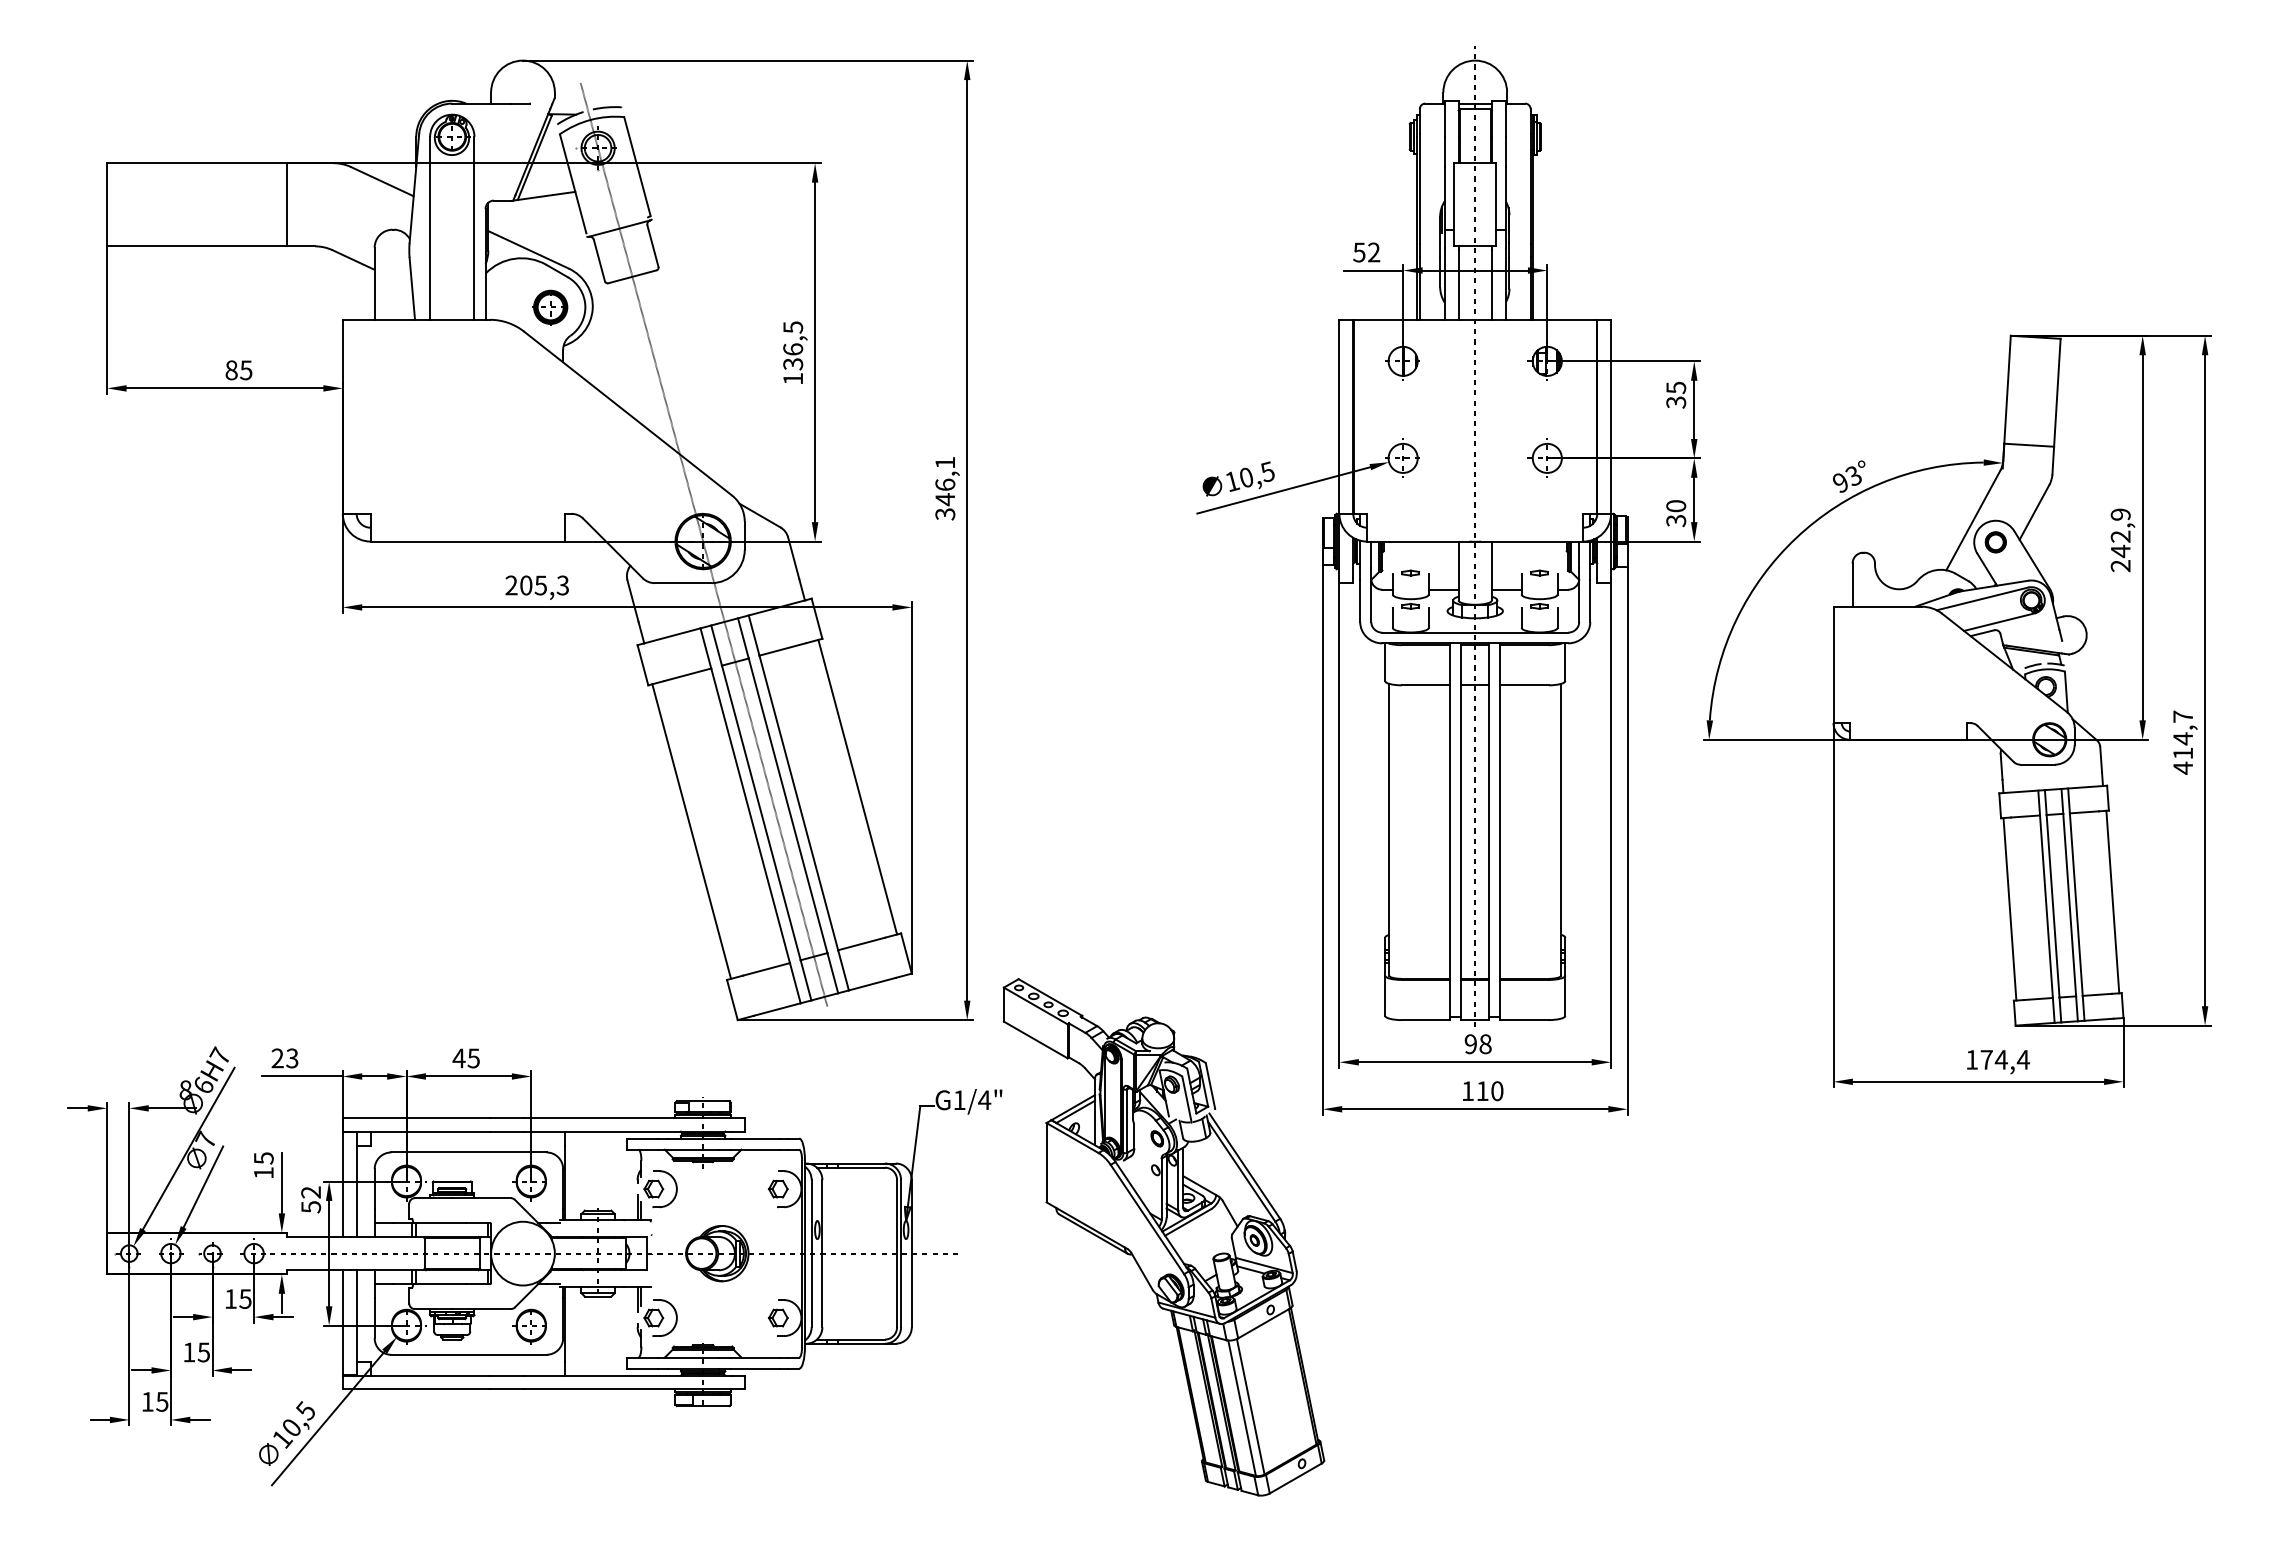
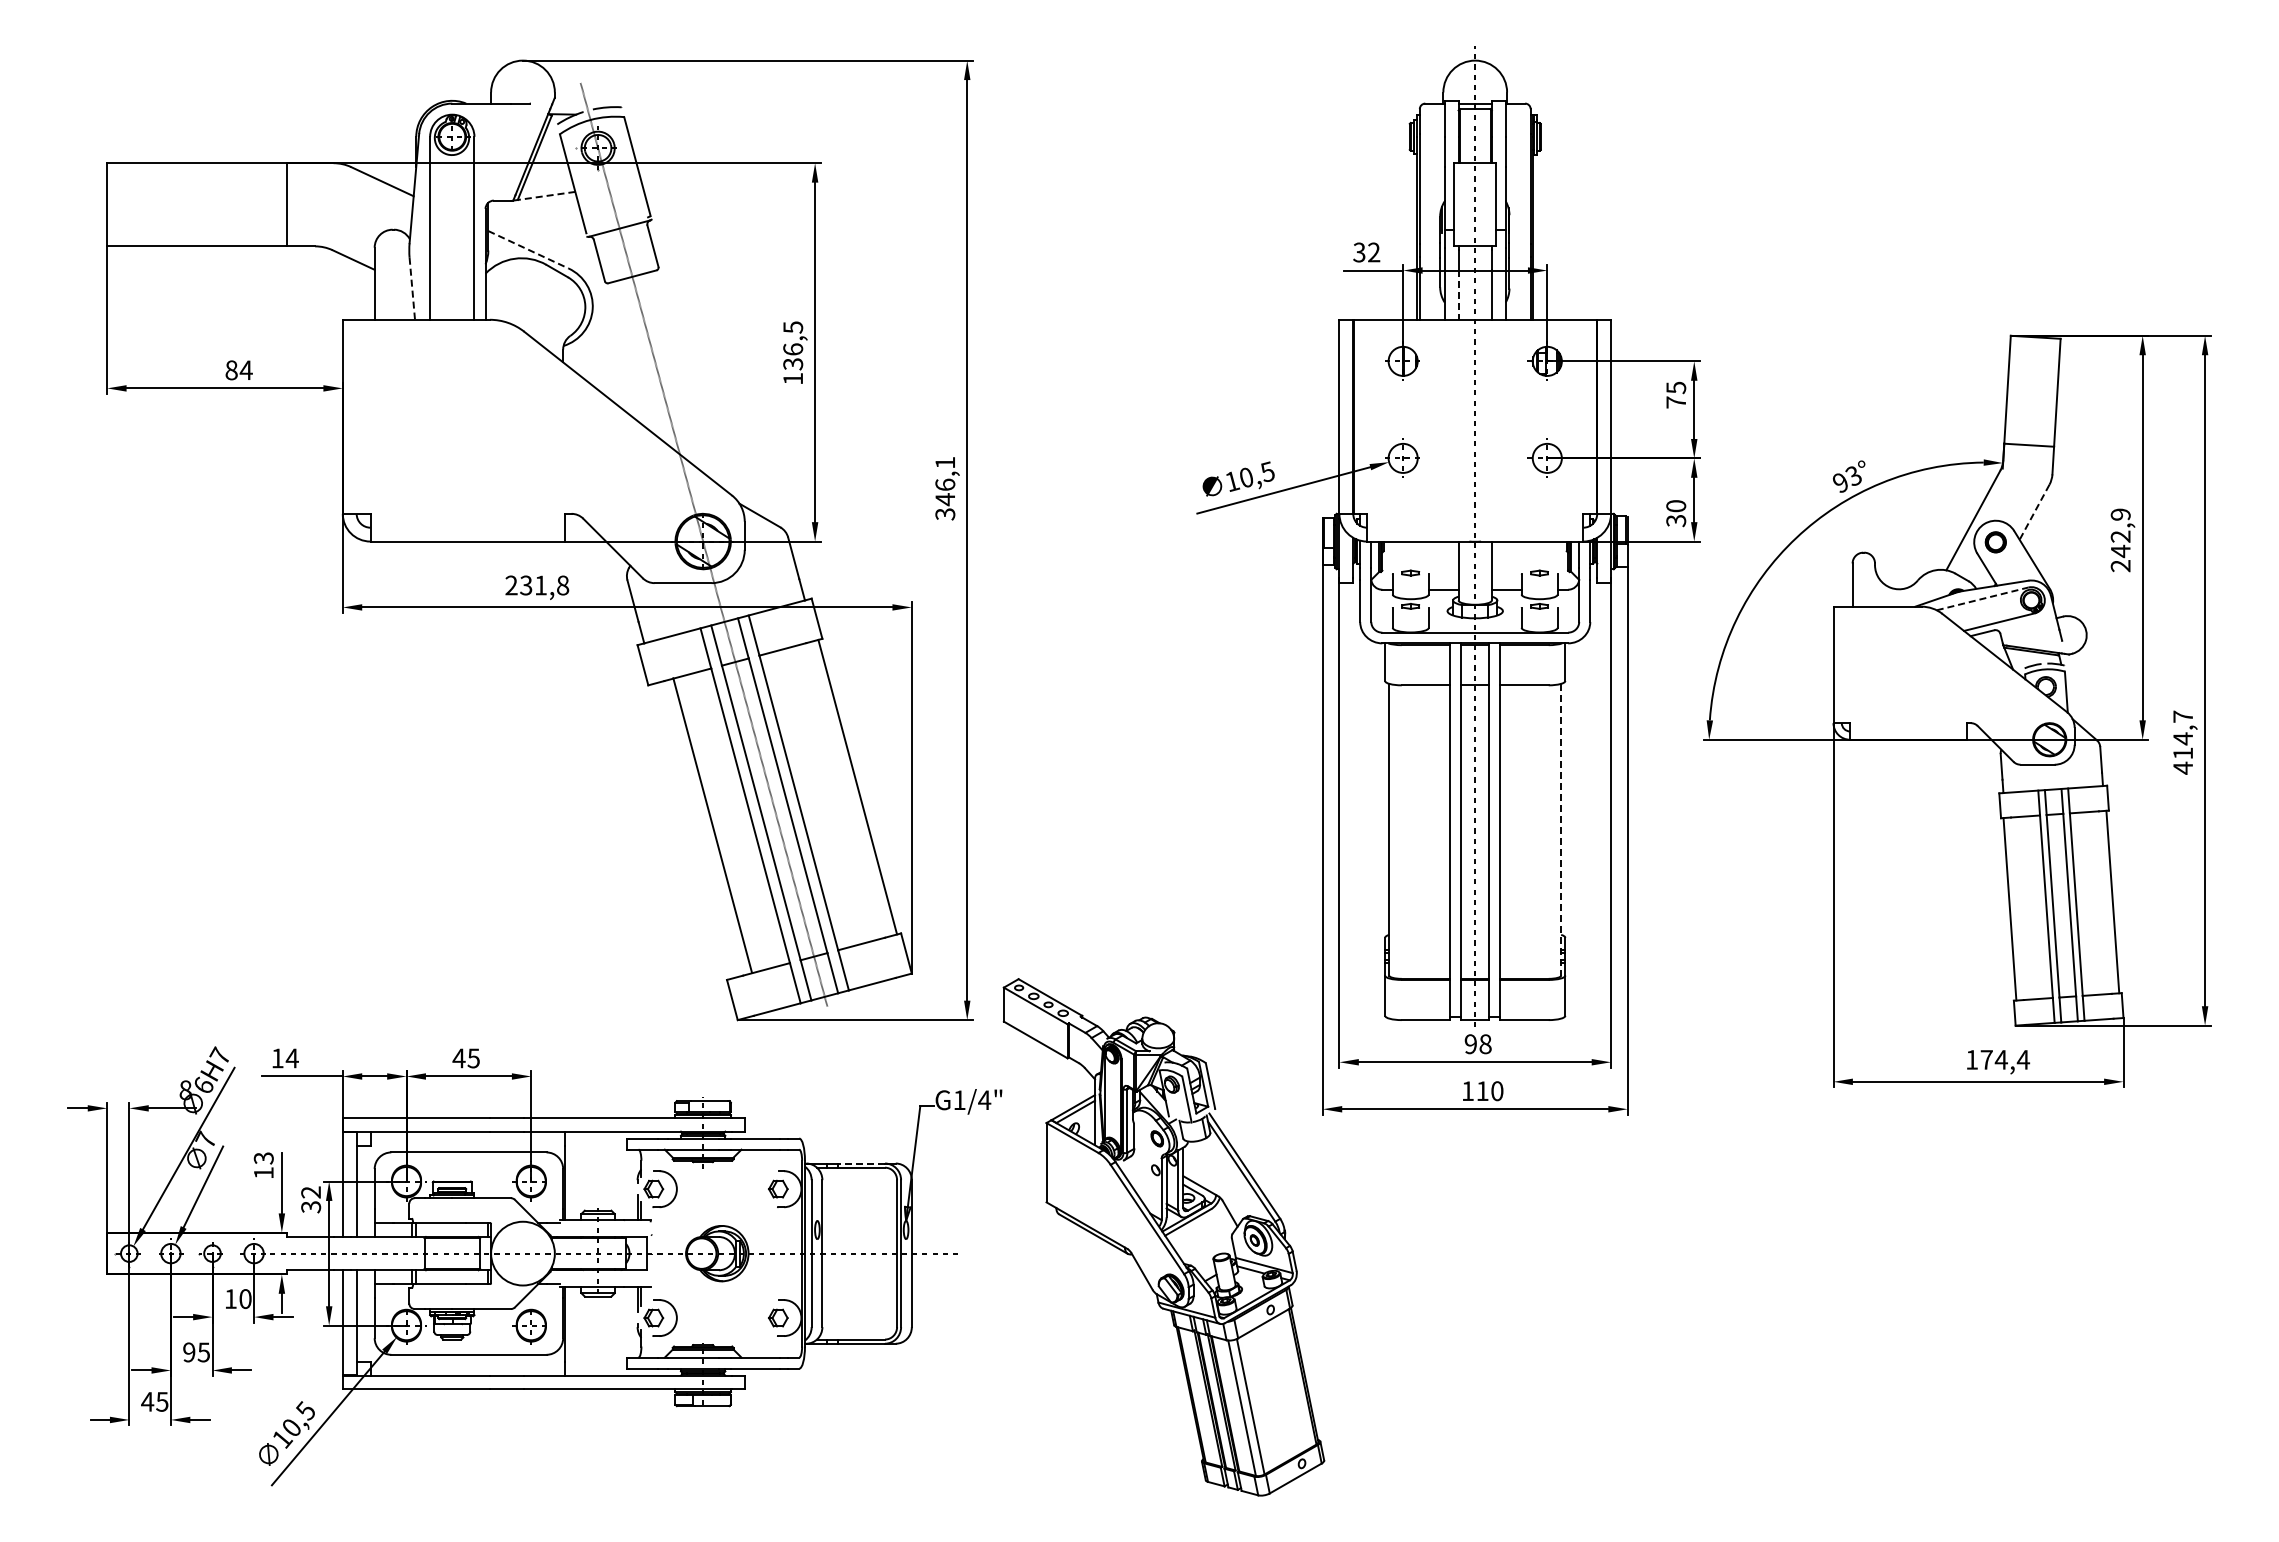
line: solid -> dashed (546, 196)
line: solid -> dashed (529, 250)
text: 52 -> 32 (1359, 251)
line: solid -> dashed (412, 289)
line: solid -> dashed (1458, 294)
part: present -> none (550, 307)
text: 85 -> 84 (245, 370)
text: 35 -> 75 (1676, 402)
line: solid -> dashed (2034, 512)
text: 205,3 -> 231,8 (544, 585)
line: solid -> dashed (1983, 598)
line: solid -> dashed (1561, 829)
line position: (691, 831) -> (712, 825) (712, 825)
text: 23 -> 14 (284, 1058)
text: 15 -> 13 (263, 1157)
line: solid -> dashed (861, 1163)
text: 52 -> 32 (310, 1206)
text: 15 -> 10 (245, 1298)
text: 15 -> 95 (189, 1352)
text: 15 -> 45 (147, 1401)
